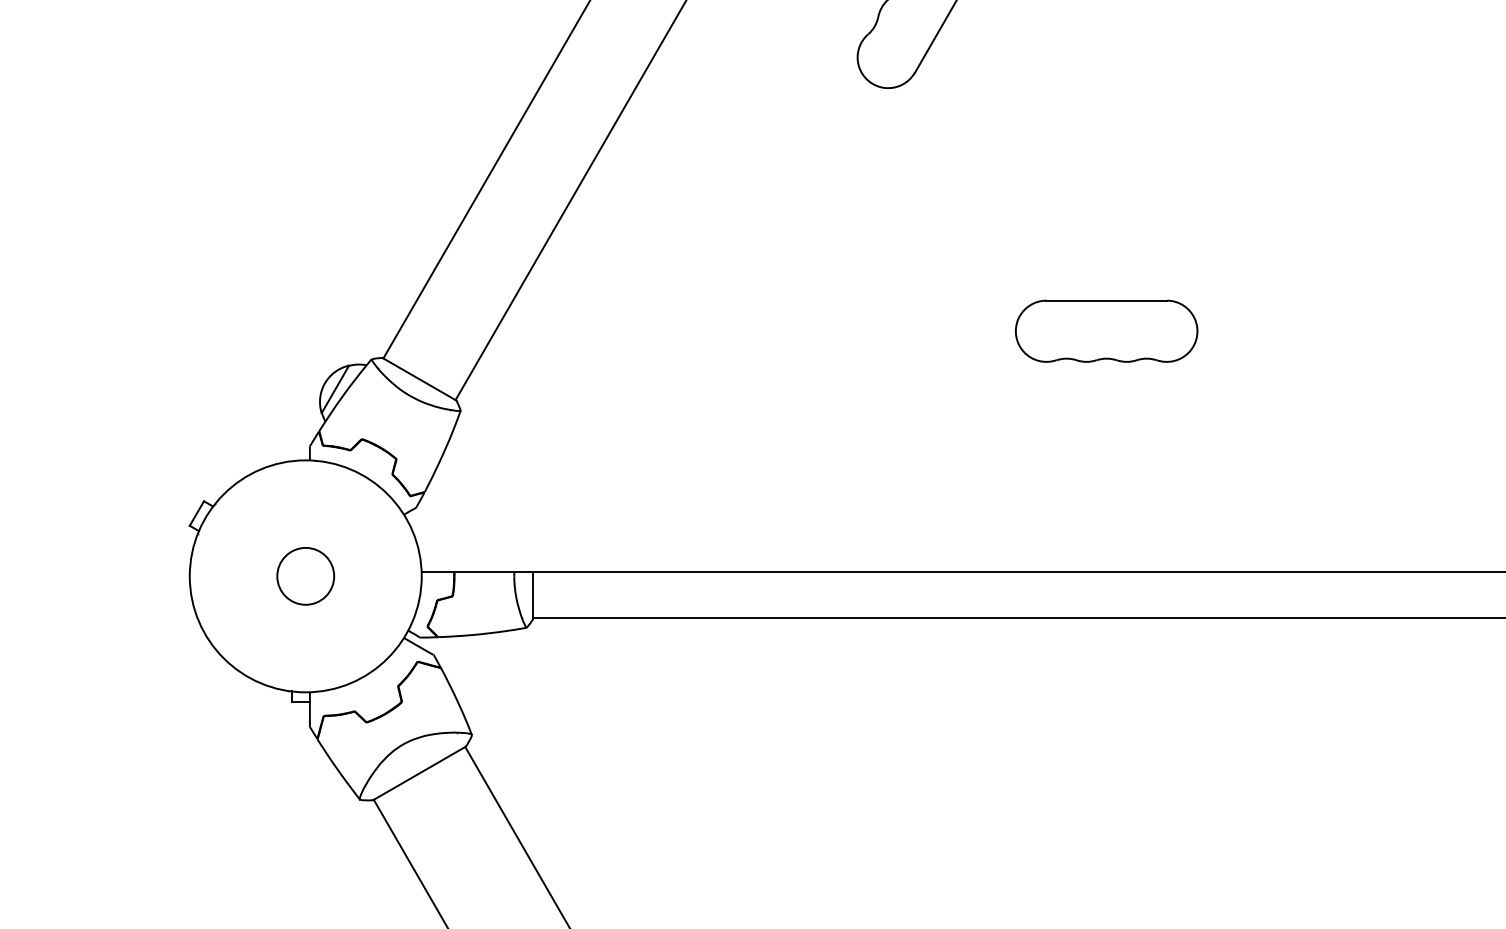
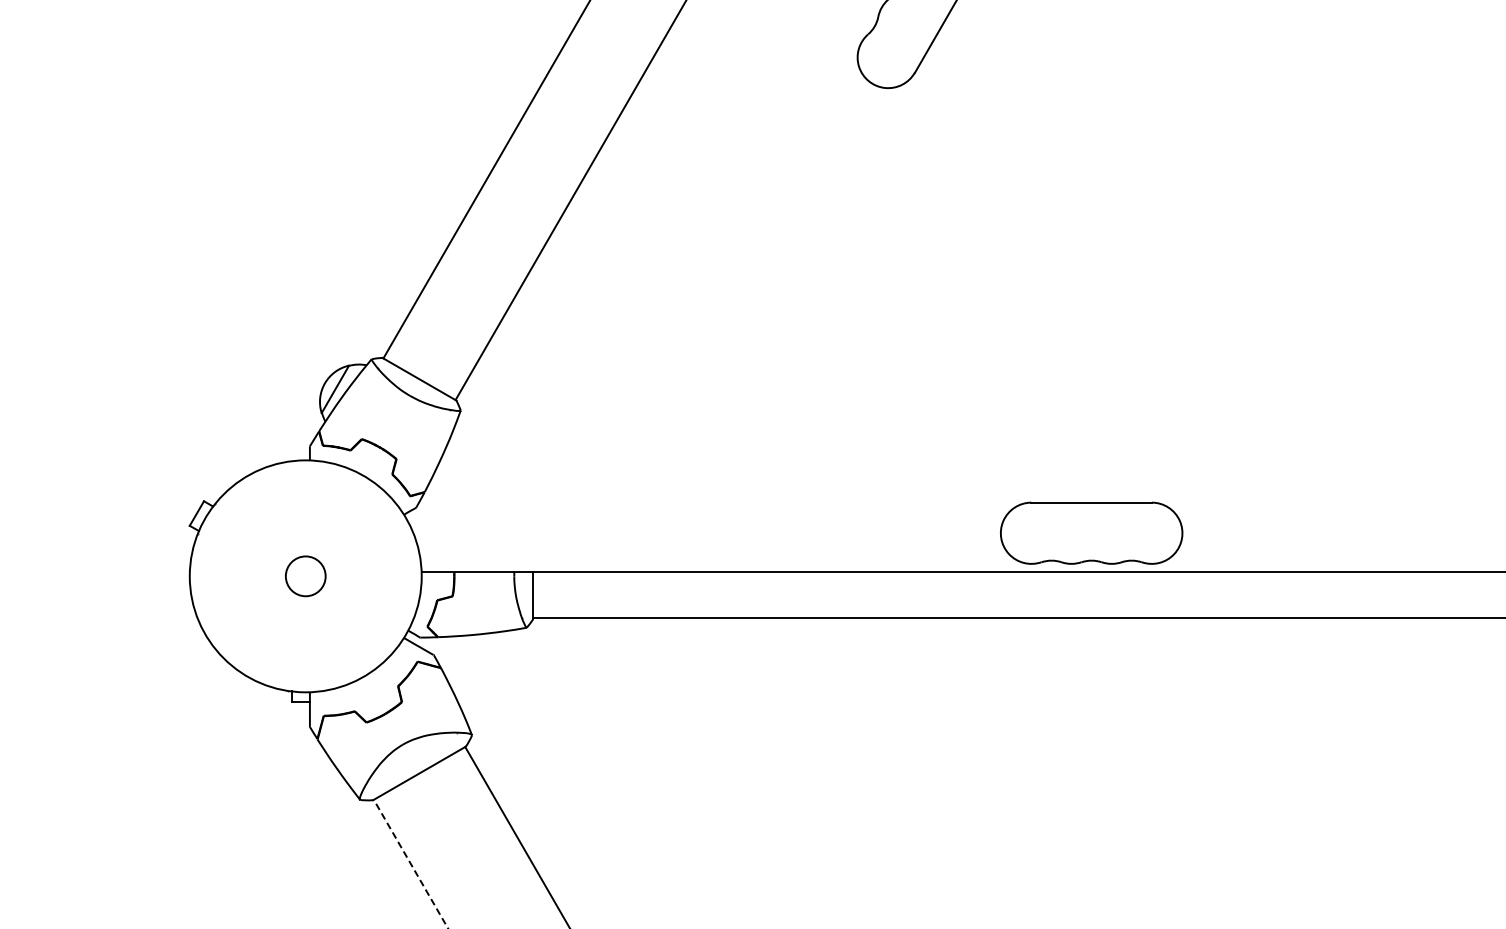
part position: (1106, 330) -> (1091, 532) (1091, 532)
circle diameter: 57 px -> 40 px (305, 576)
line: solid -> dashed (410, 863)
